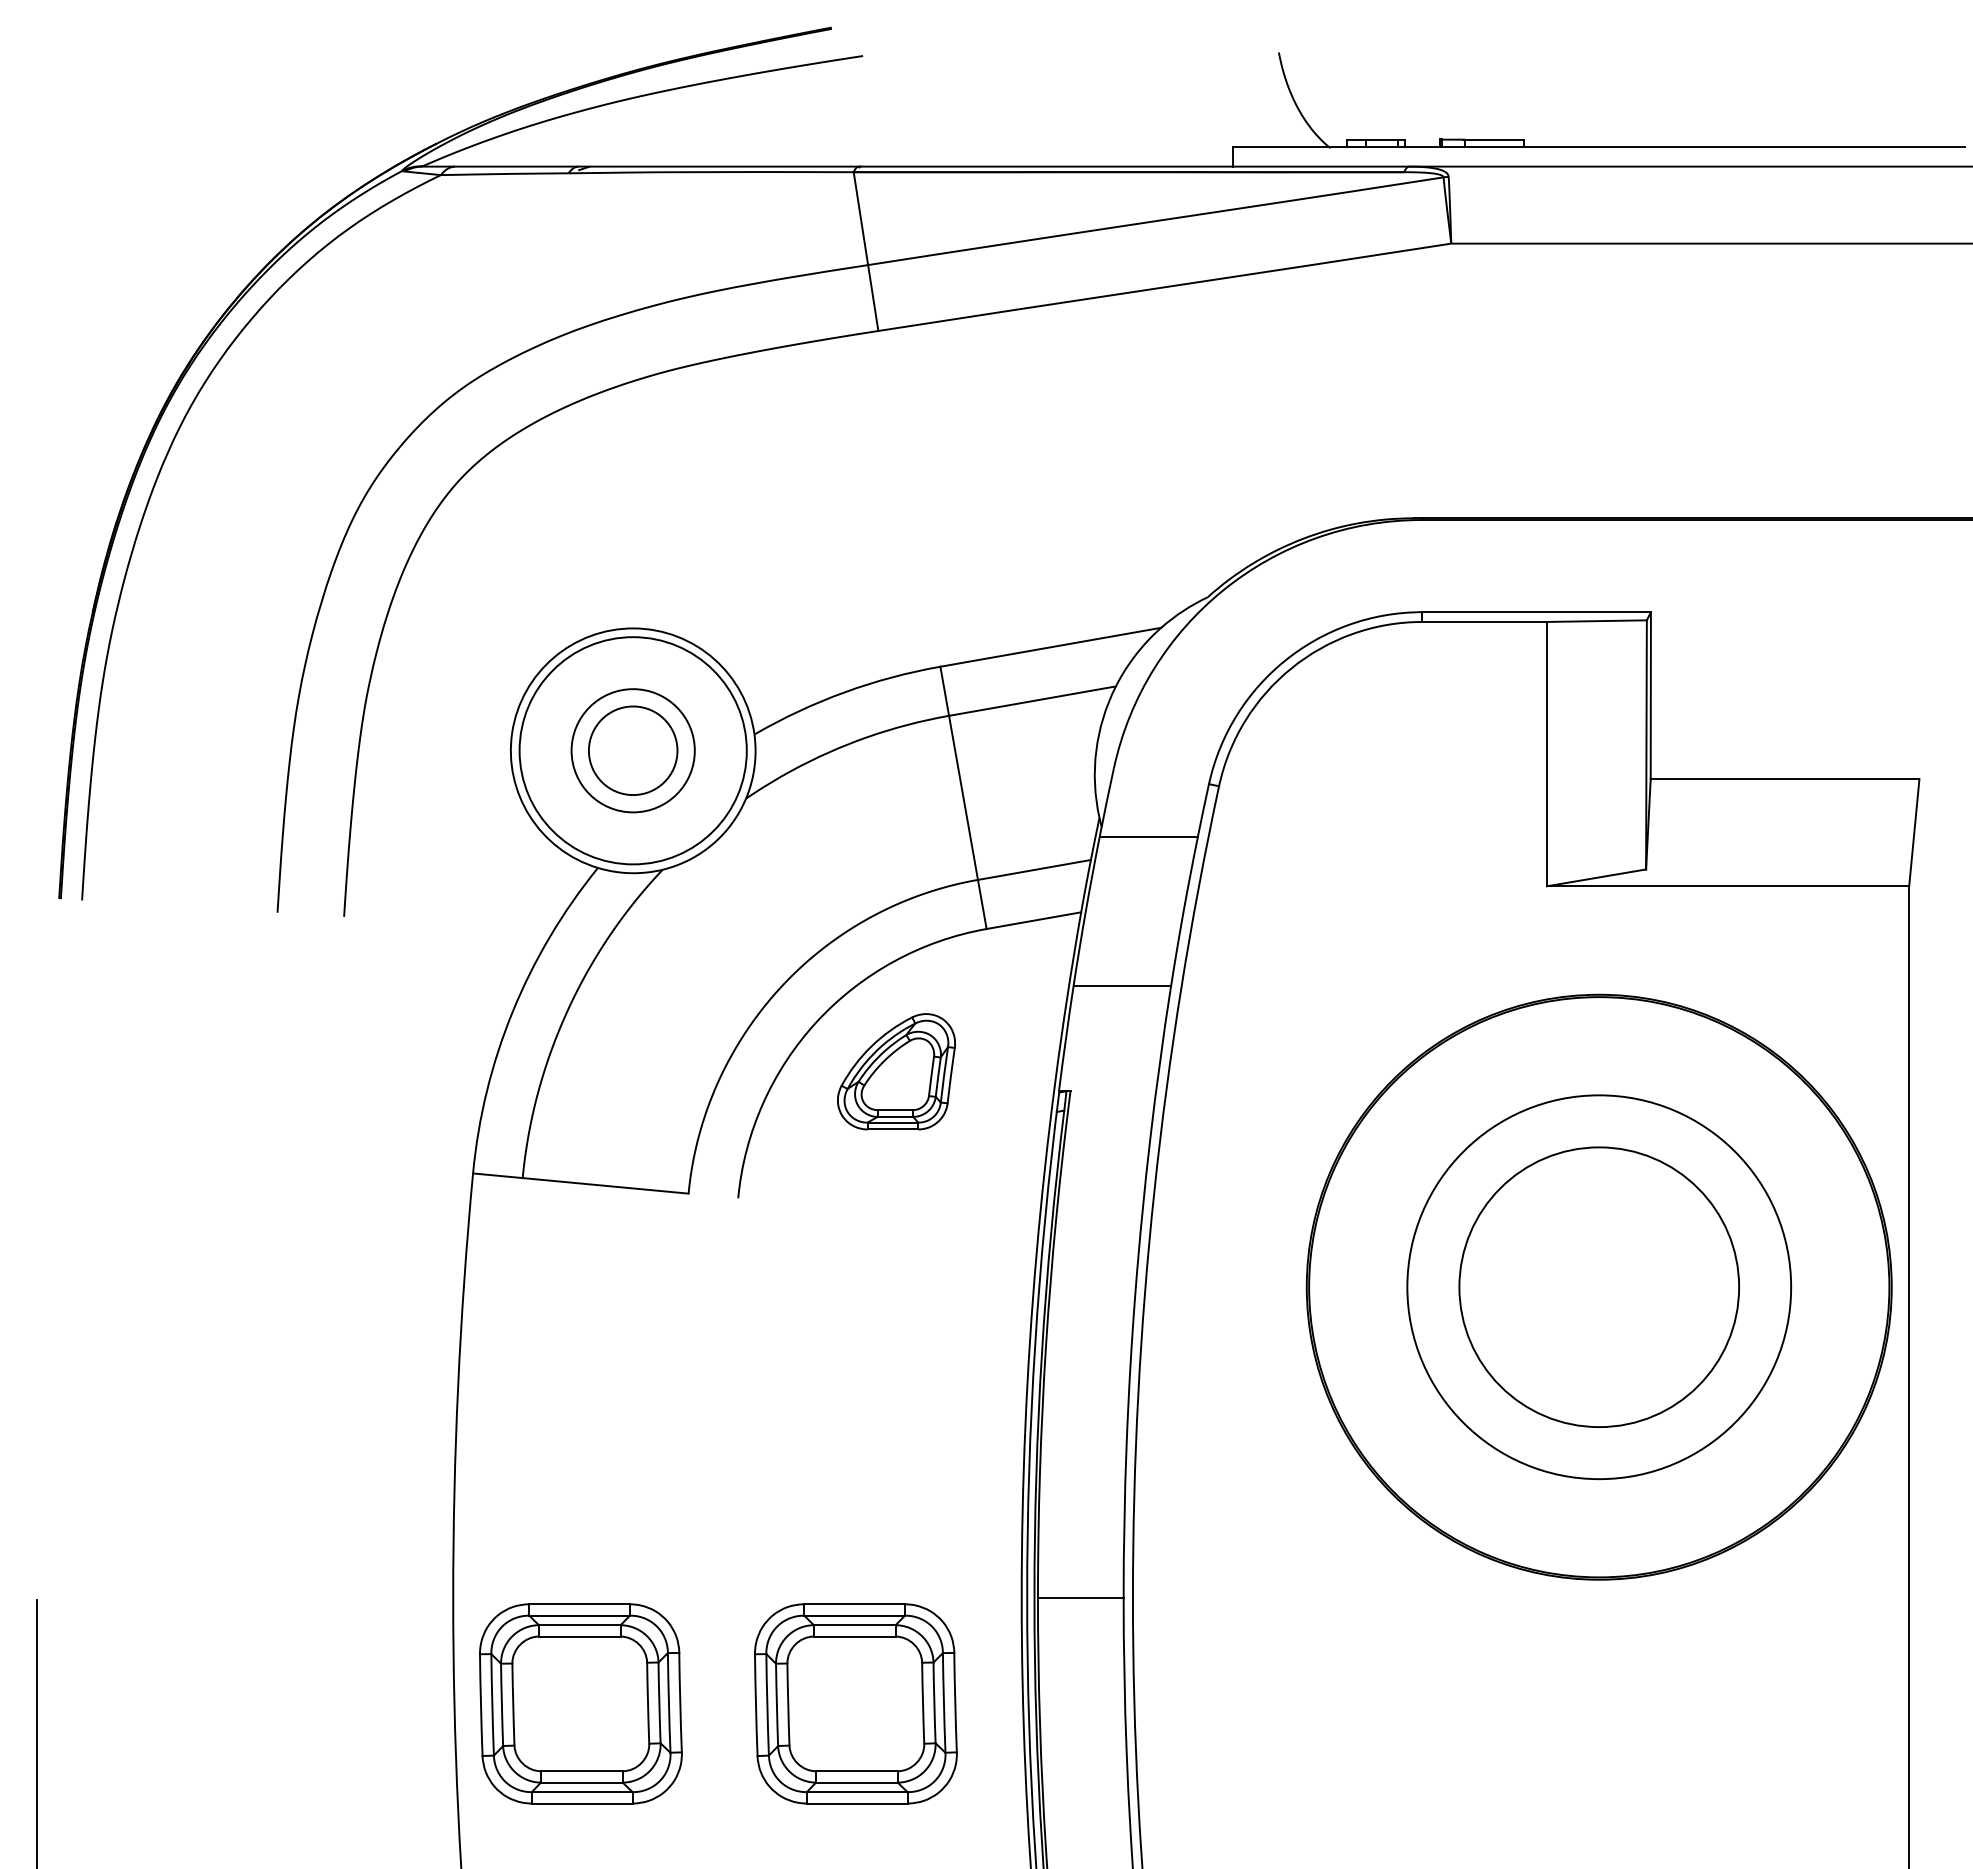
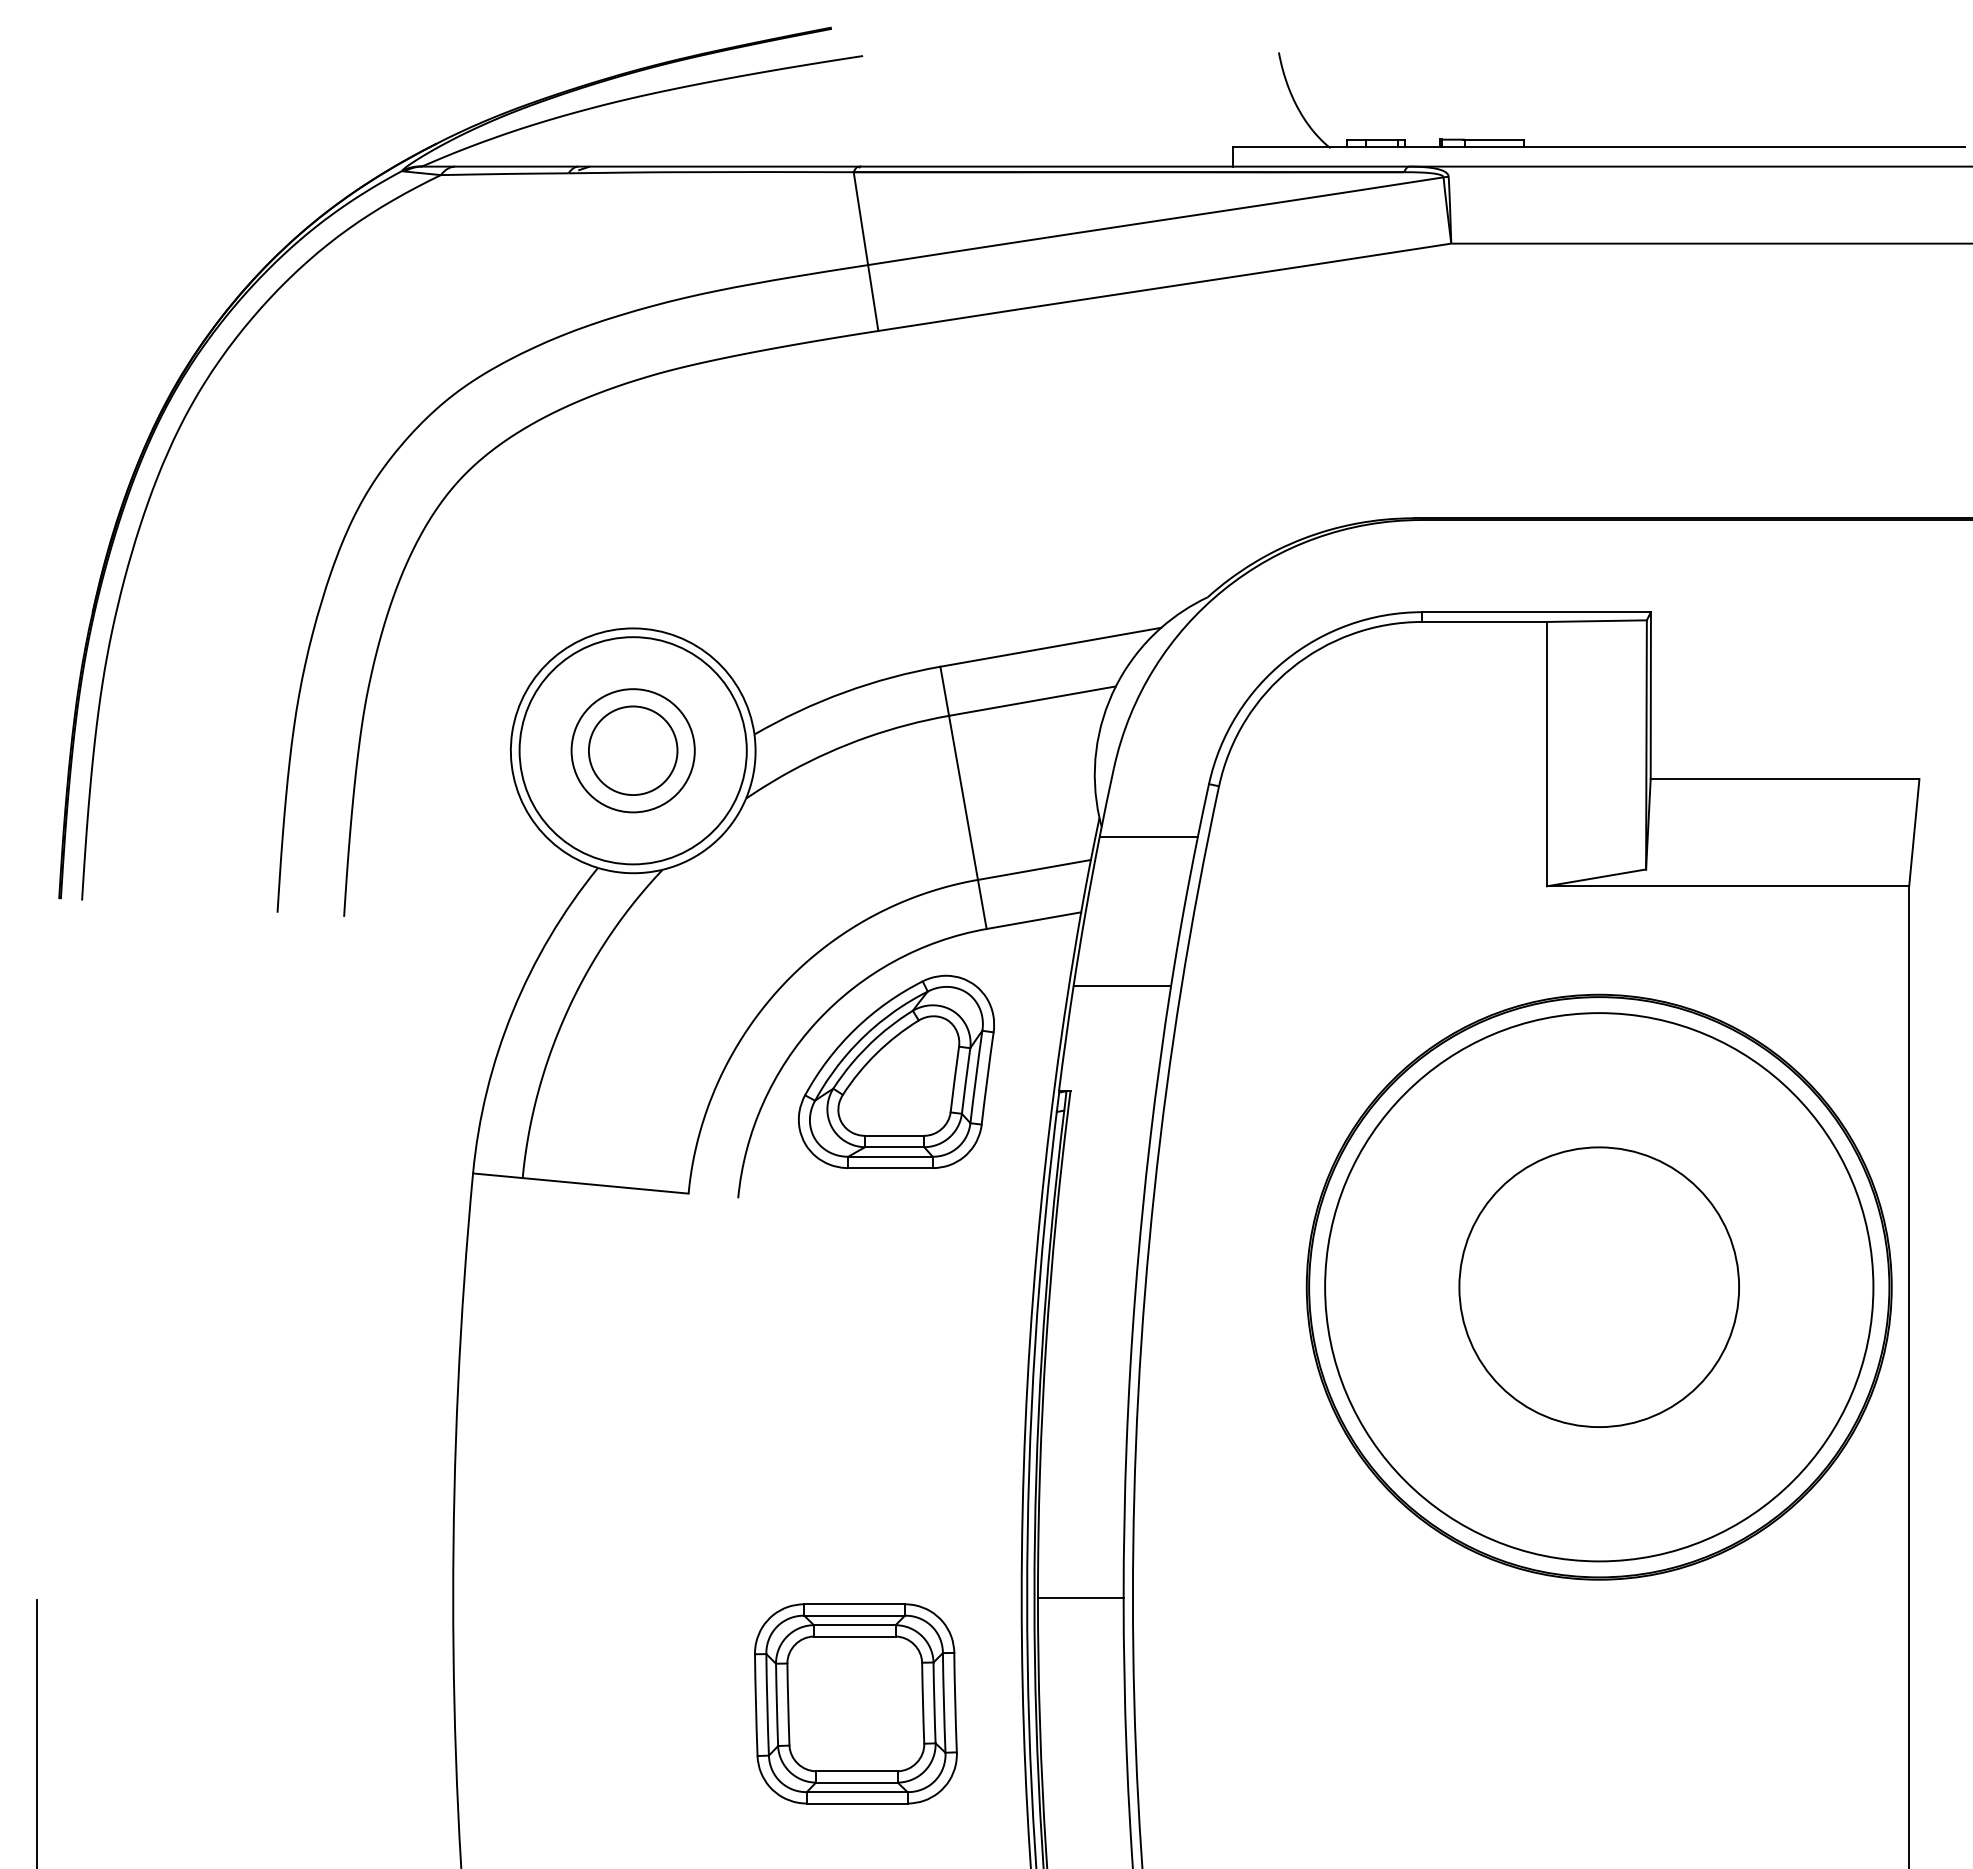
part size: 119x118 px -> 197x195 px (896, 1071)
circle diameter: 384 px -> 548 px (1599, 1287)
part: present -> none (580, 1703)
